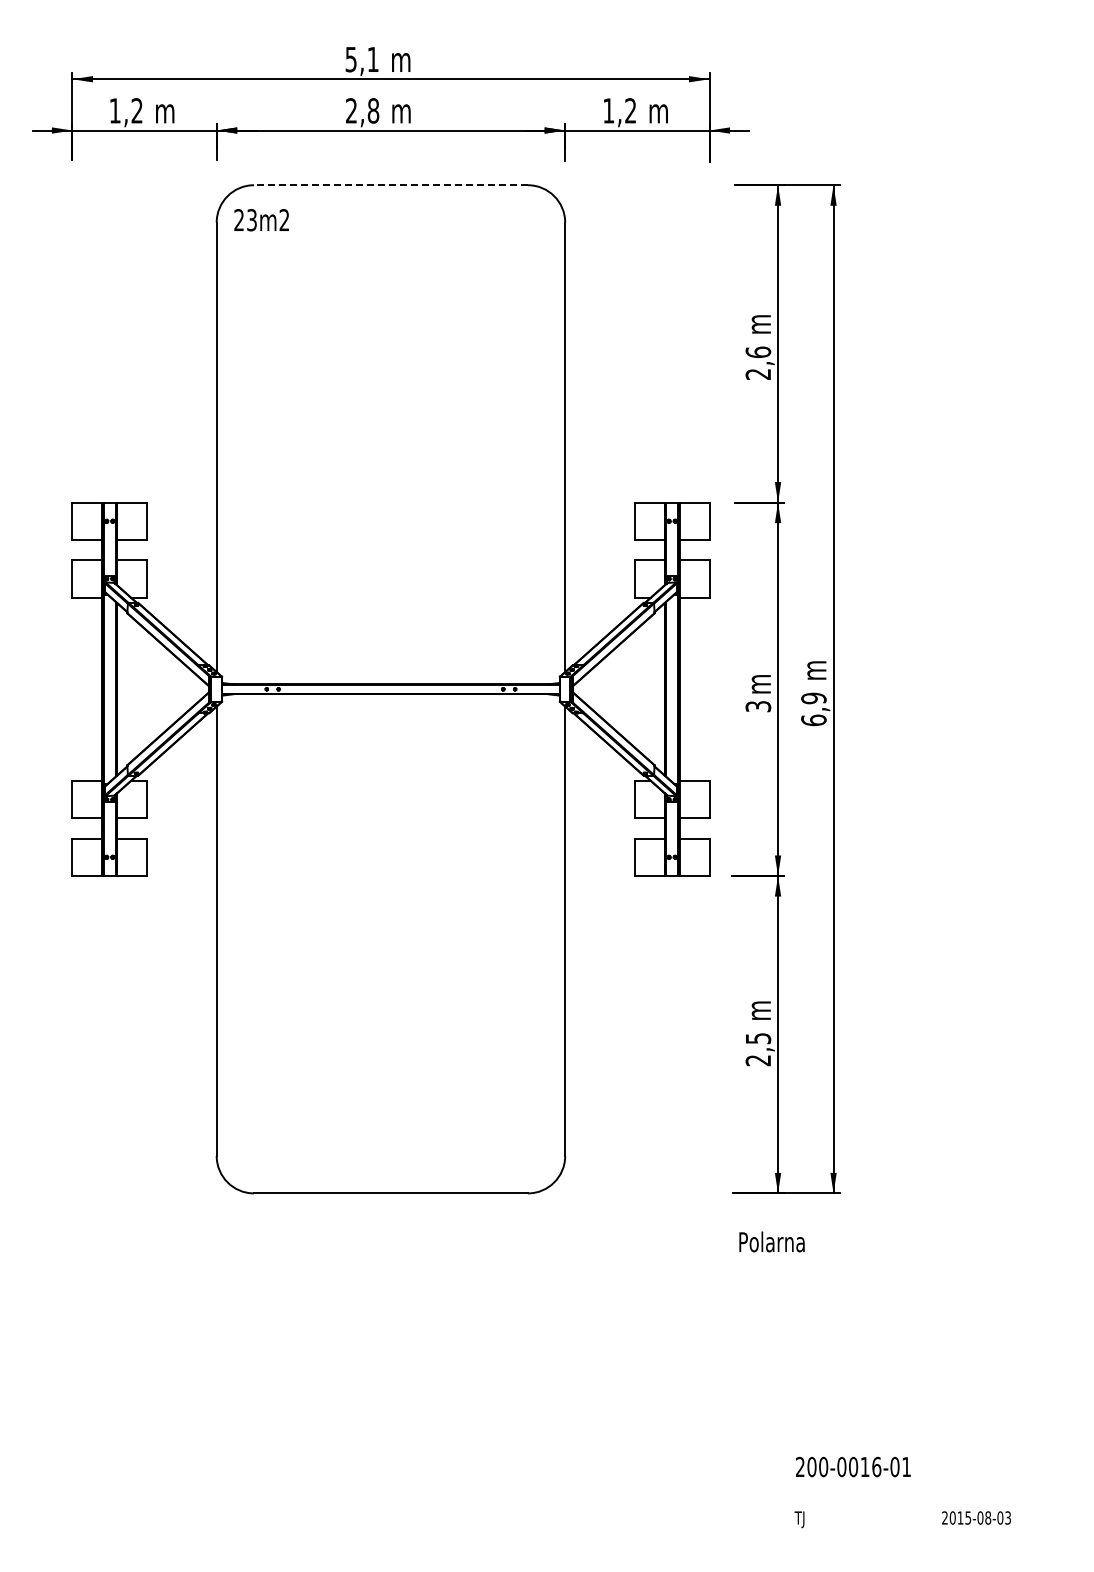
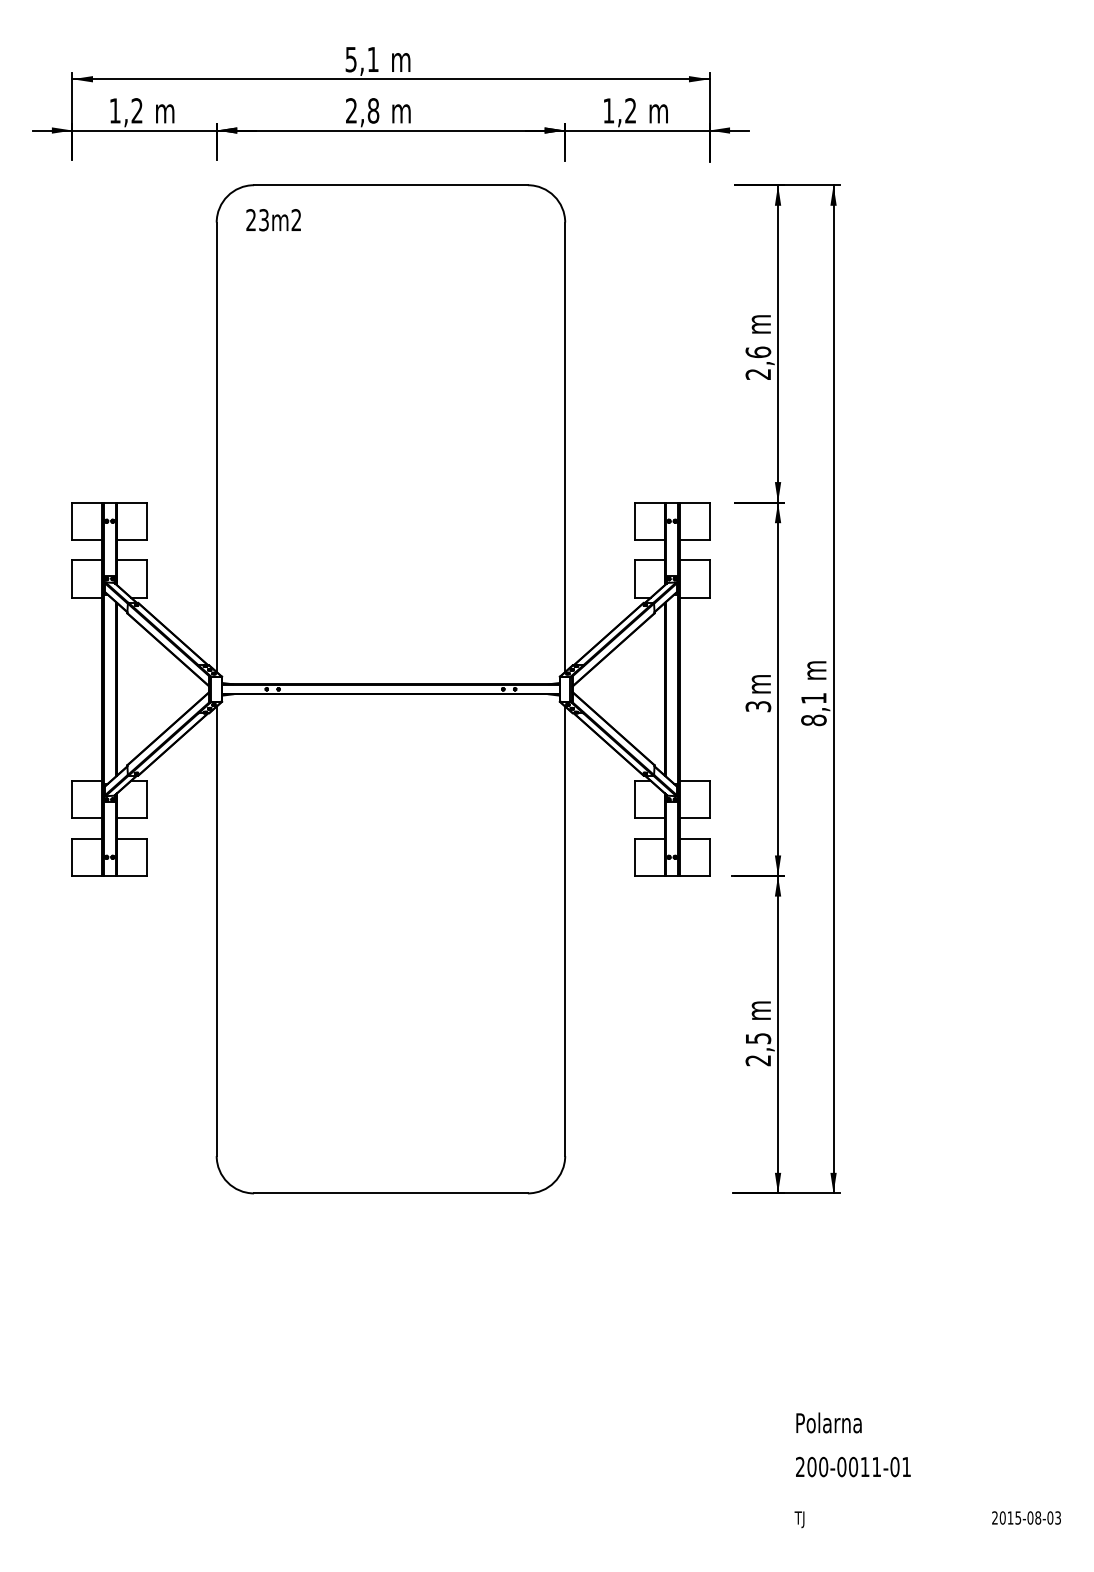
line: dashed -> solid (390, 185)
text position: (261, 220) -> (273, 220) (273, 220)
text: 6,9 -> 8,1 (813, 709)
text position: (771, 1241) -> (828, 1422) (828, 1422)
text: 200-0016-01 -> 200-0011-01 (876, 1466)
text position: (976, 1517) -> (1026, 1517) (1026, 1517)
